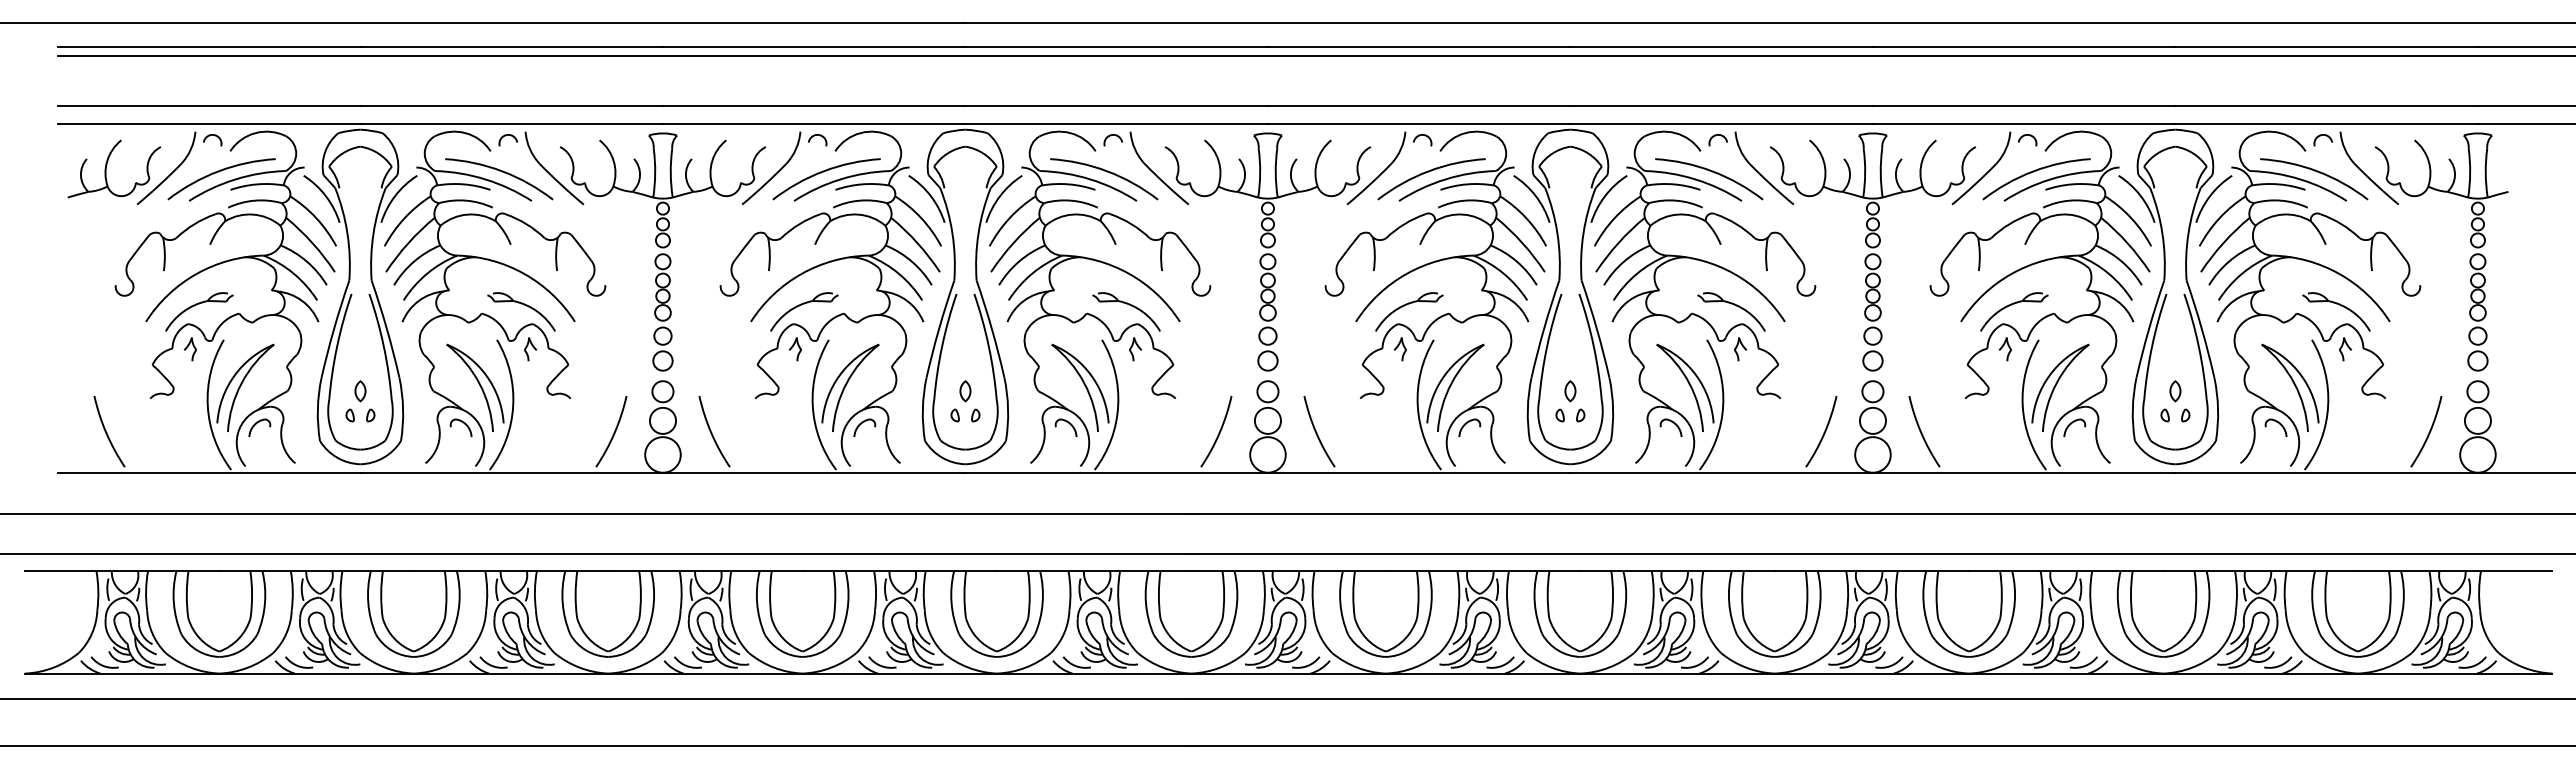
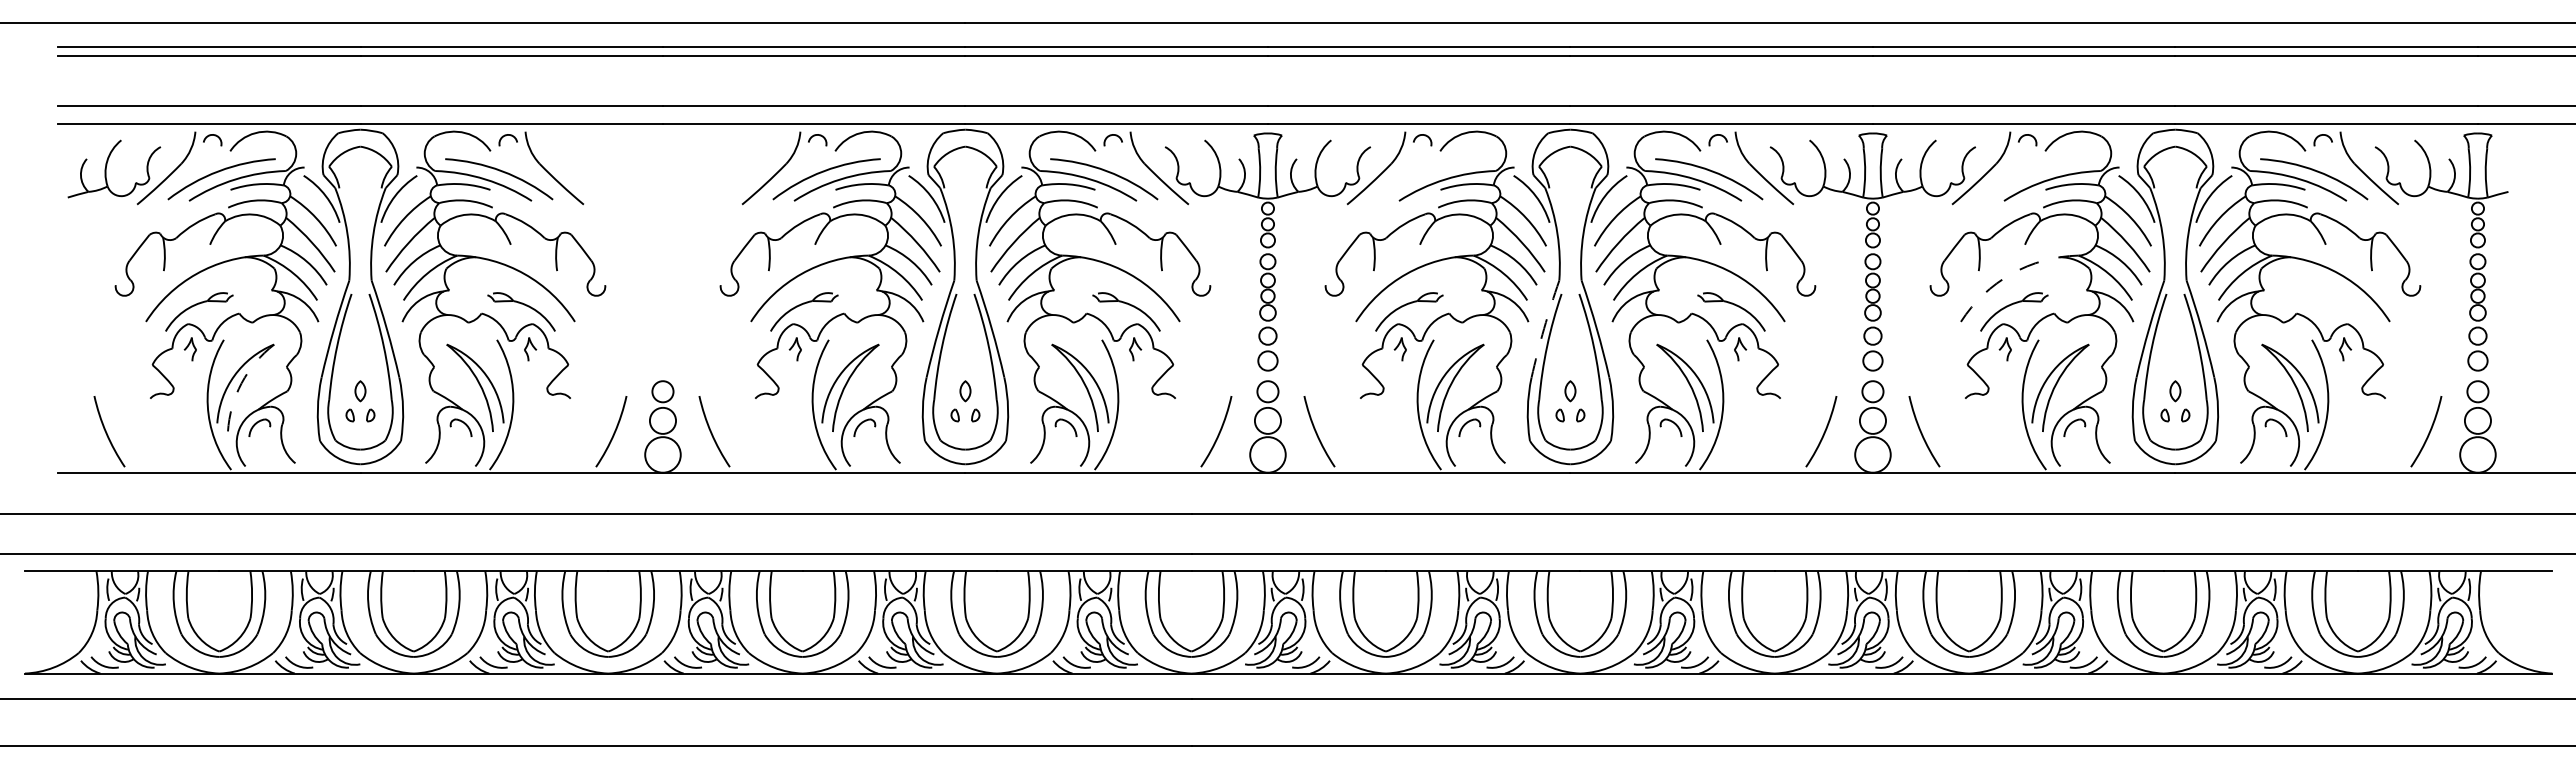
arc: present -> none (1429, 172)
arc: present -> none (2034, 172)
part: present -> none (662, 251)
arc: solid -> dashed (2011, 274)
part: present -> none (2338, 305)
arc: solid -> dashed (1544, 328)
arc: solid -> dashed (241, 383)
